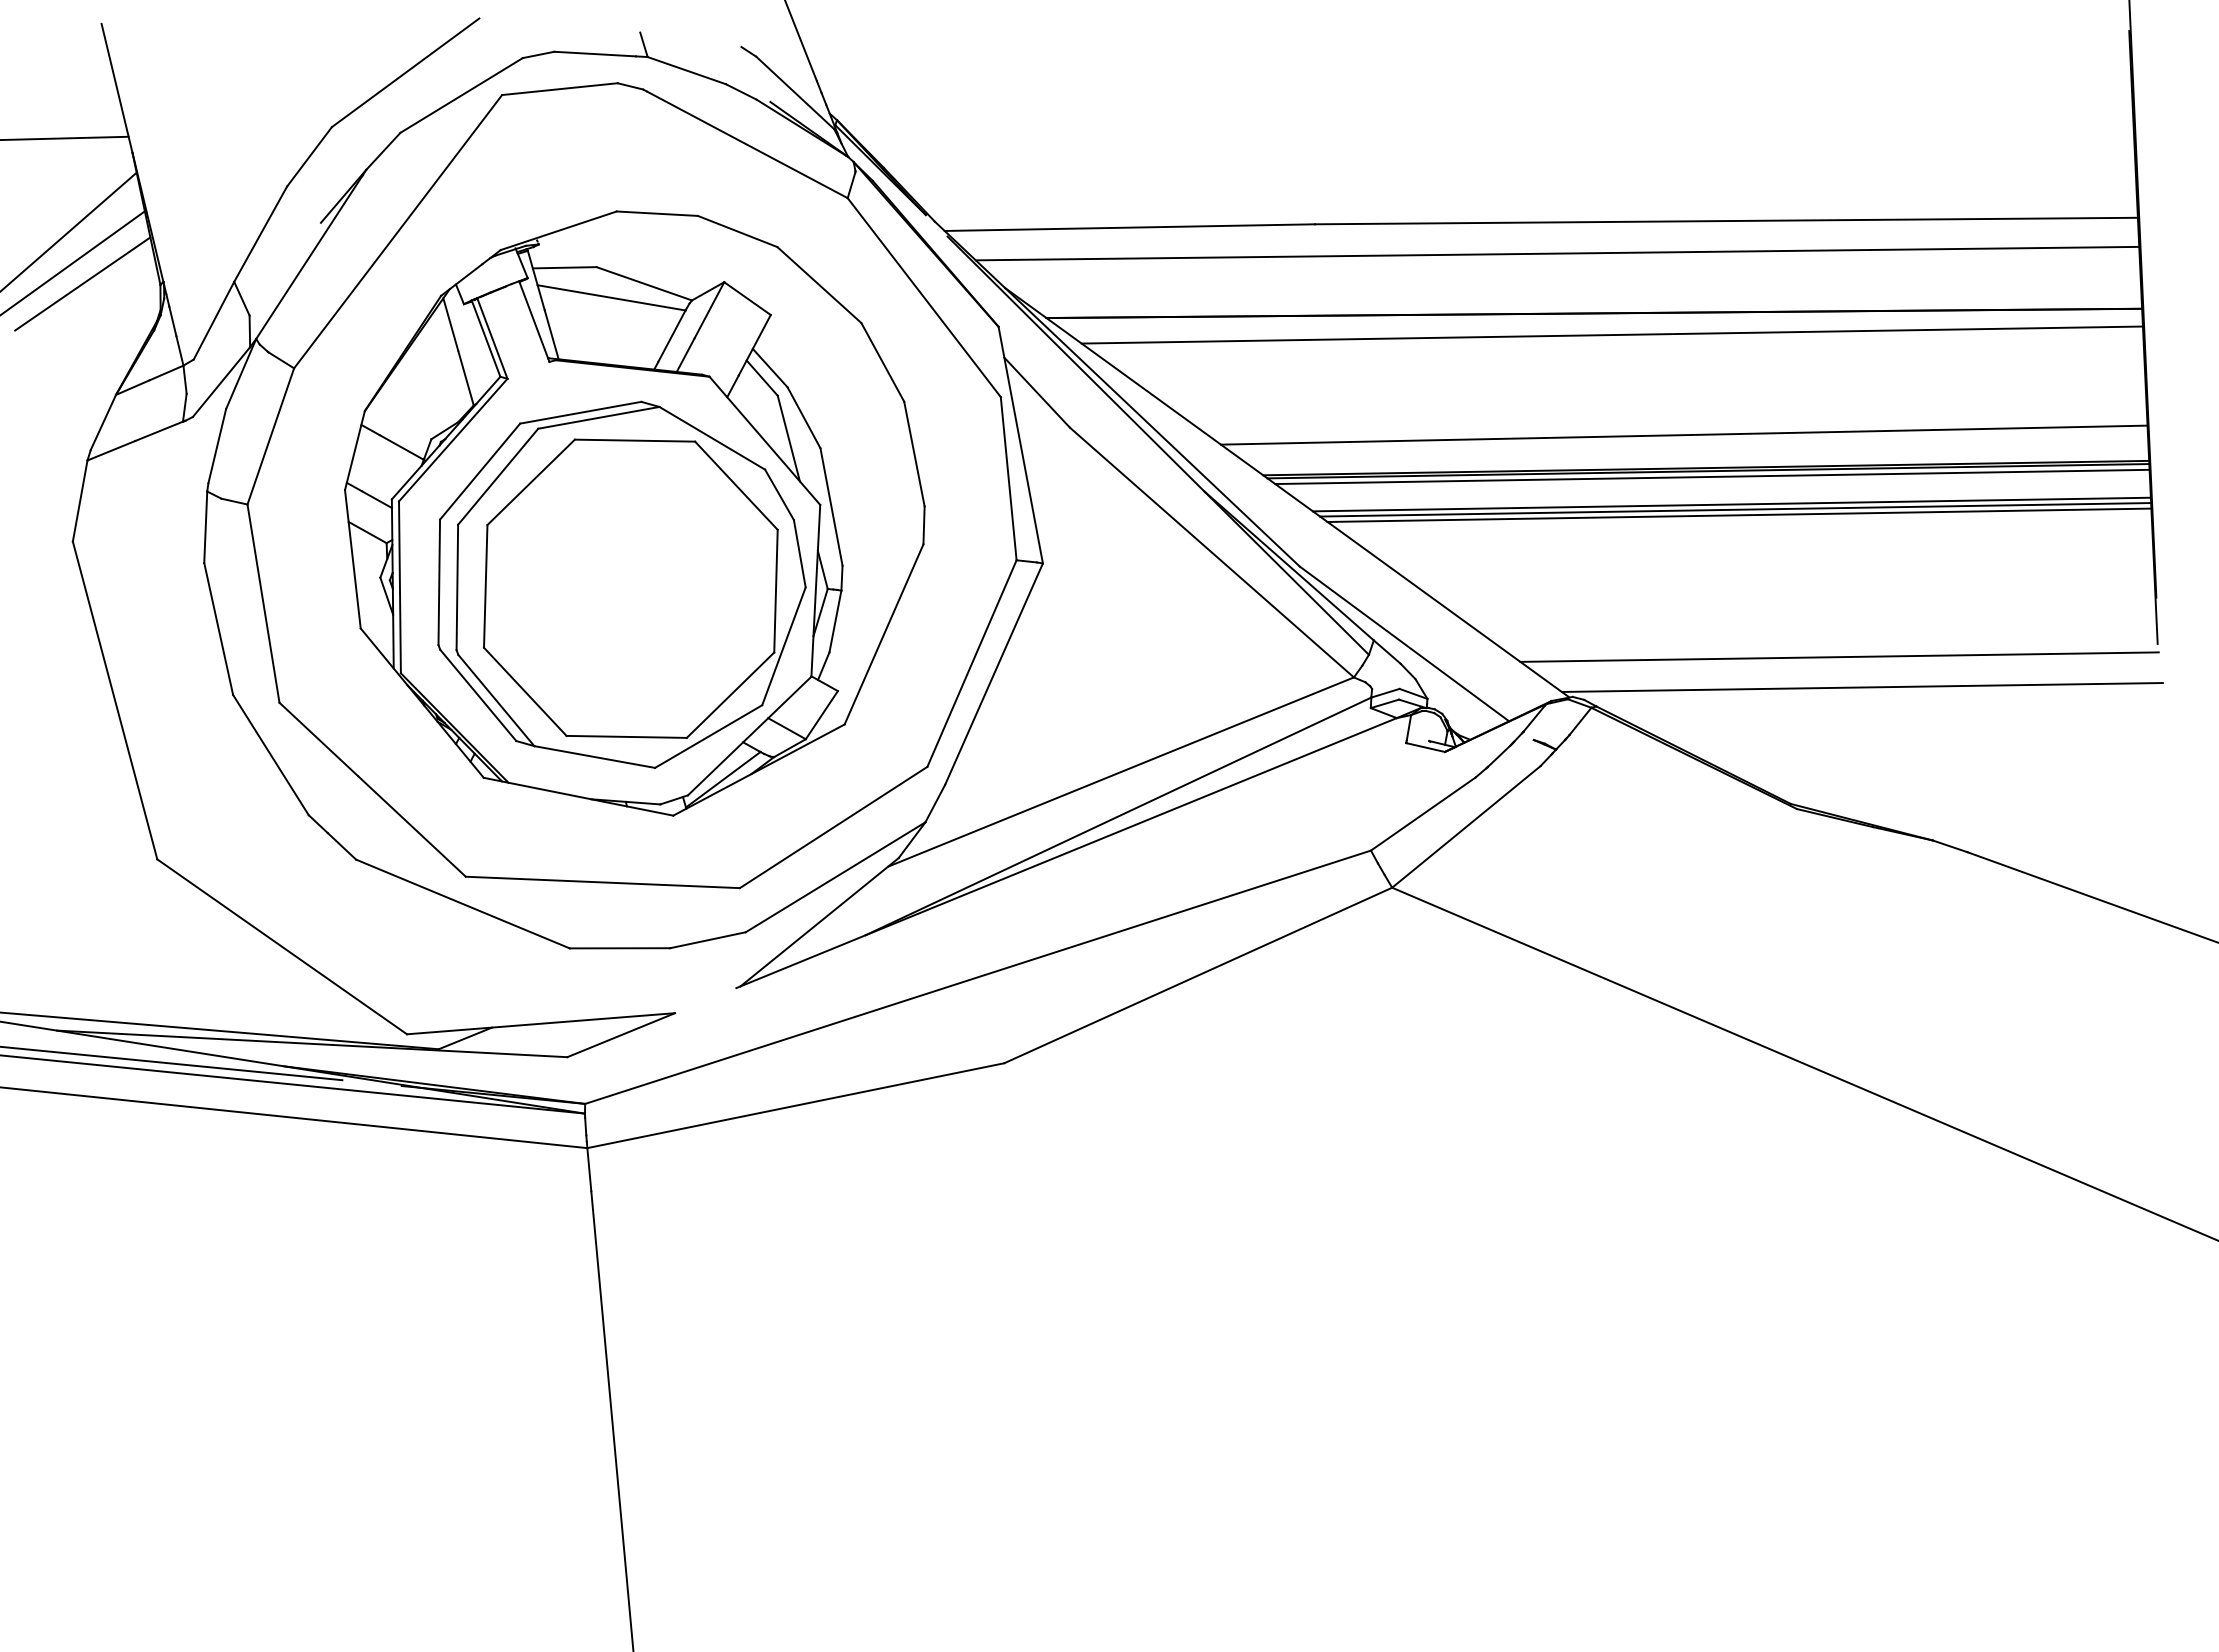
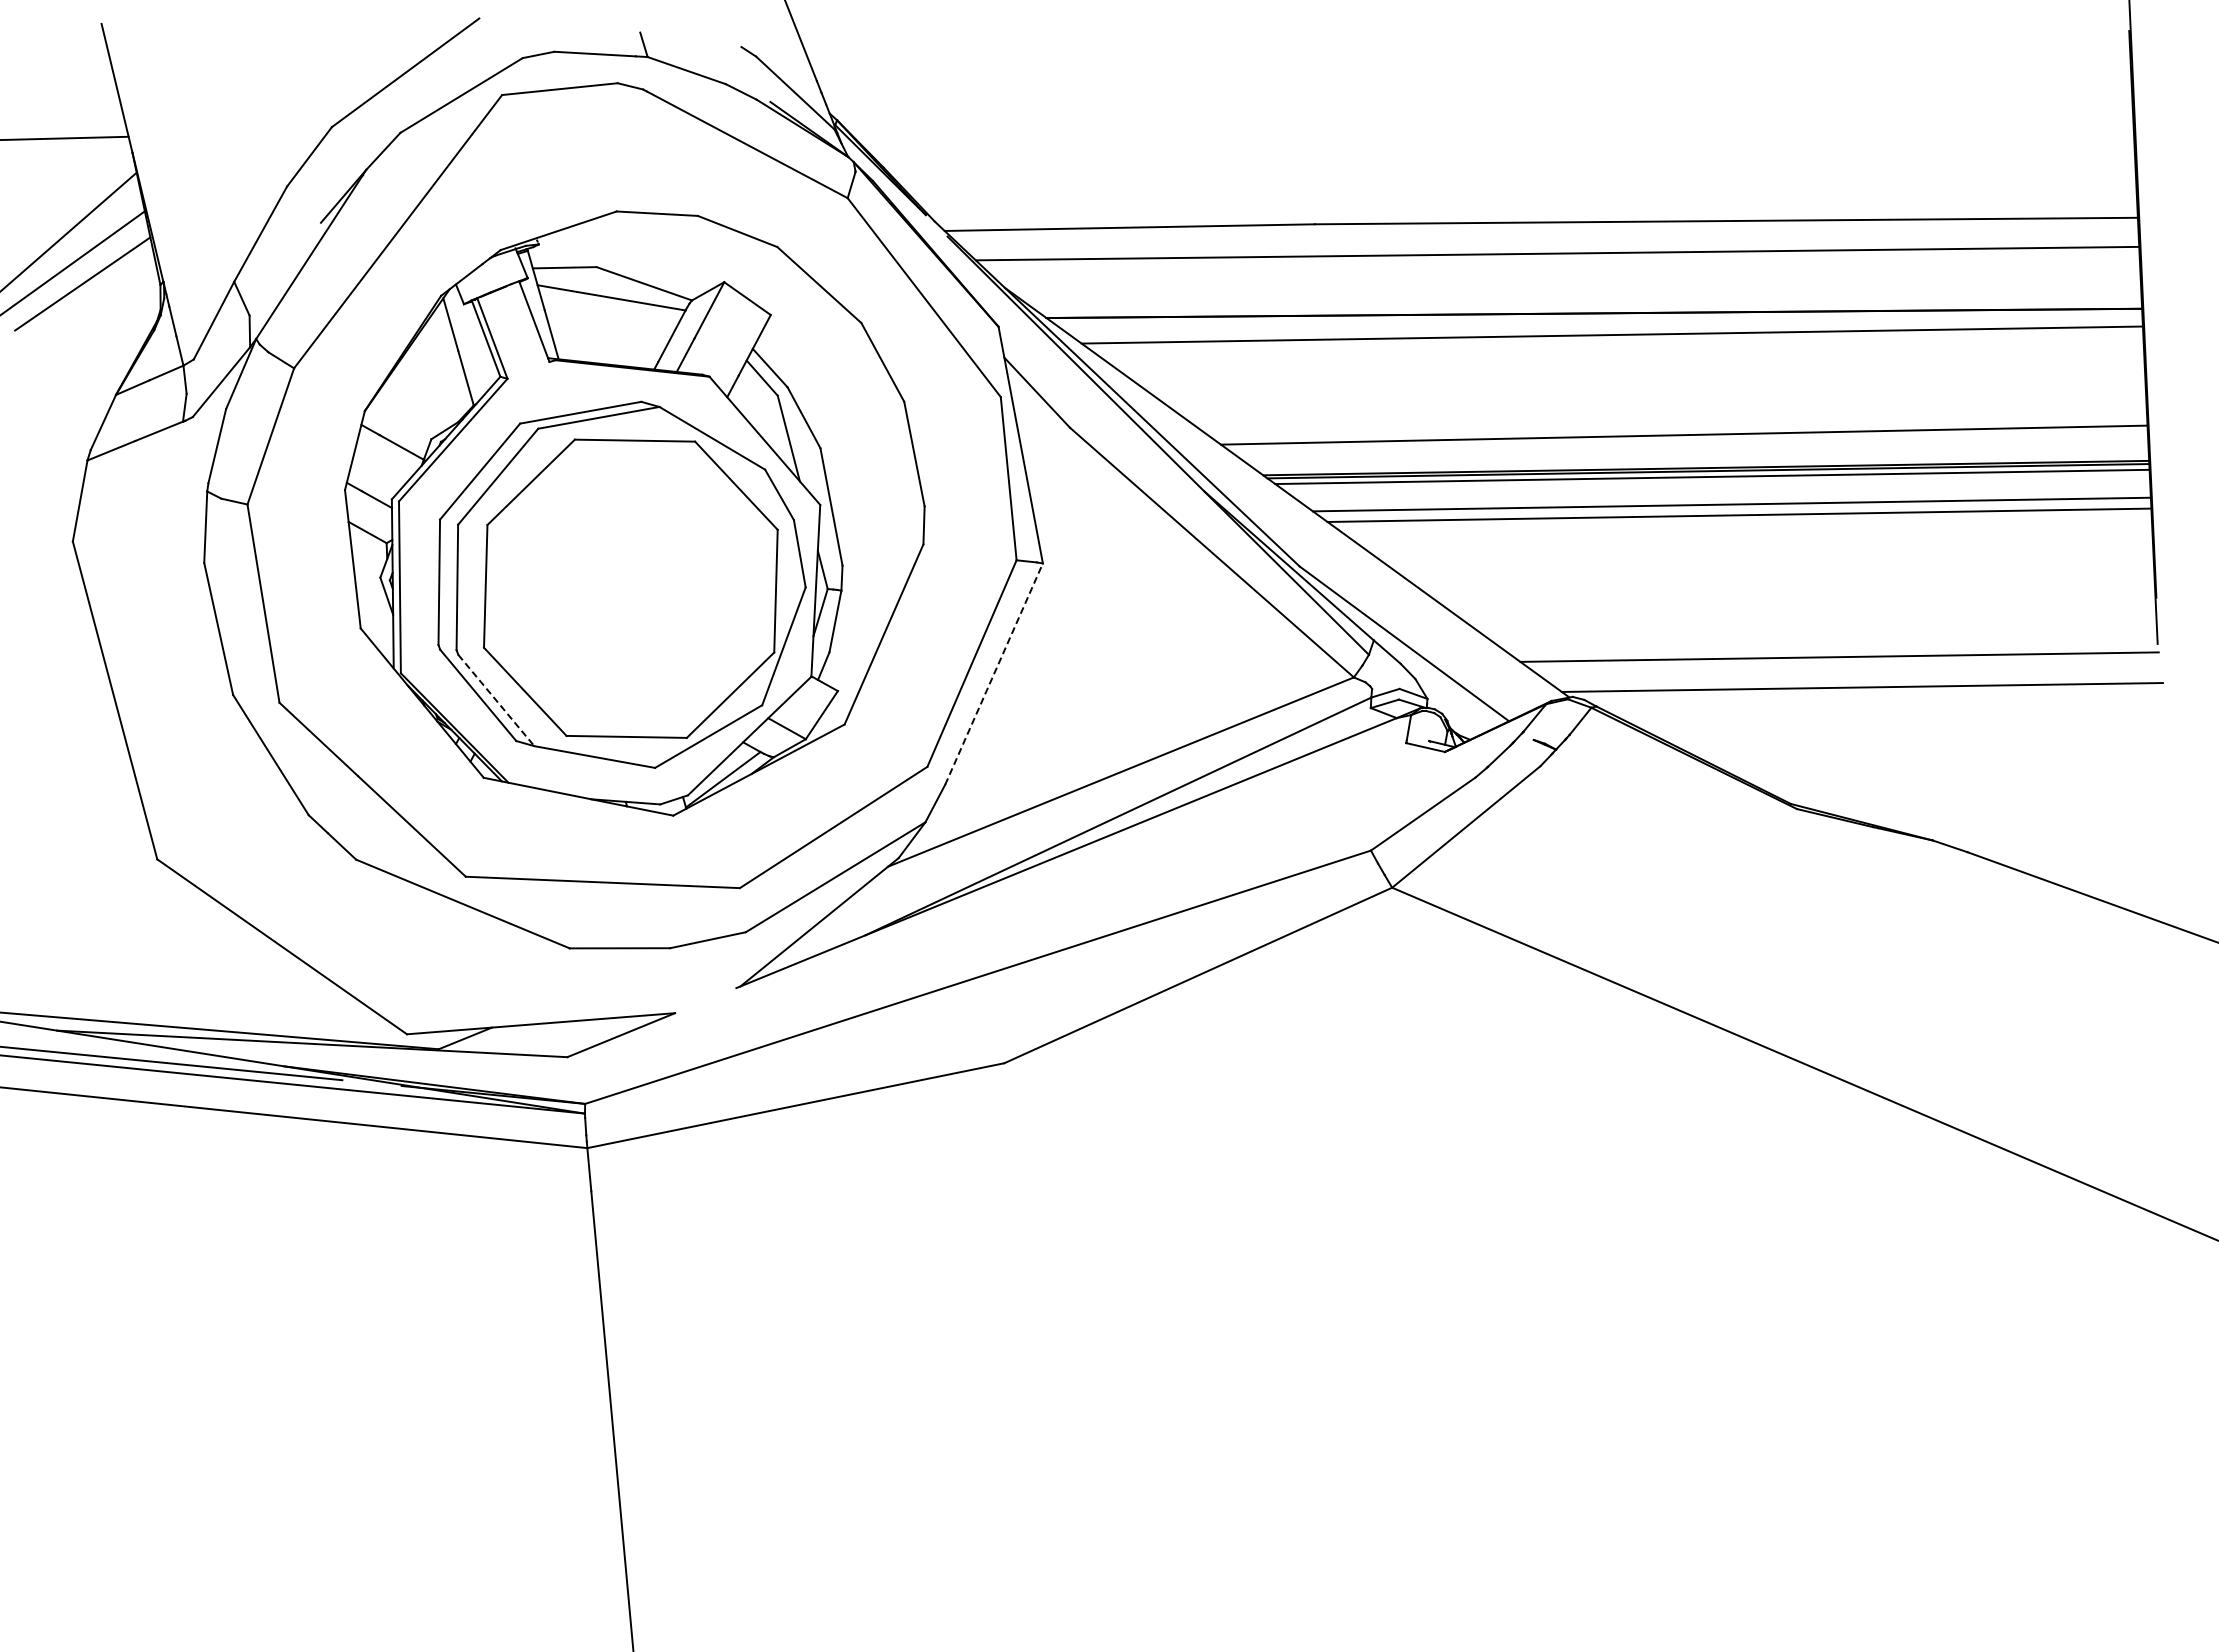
line: present -> none (1735, 509)
line: solid -> dashed (994, 673)
line: solid -> dashed (496, 700)
